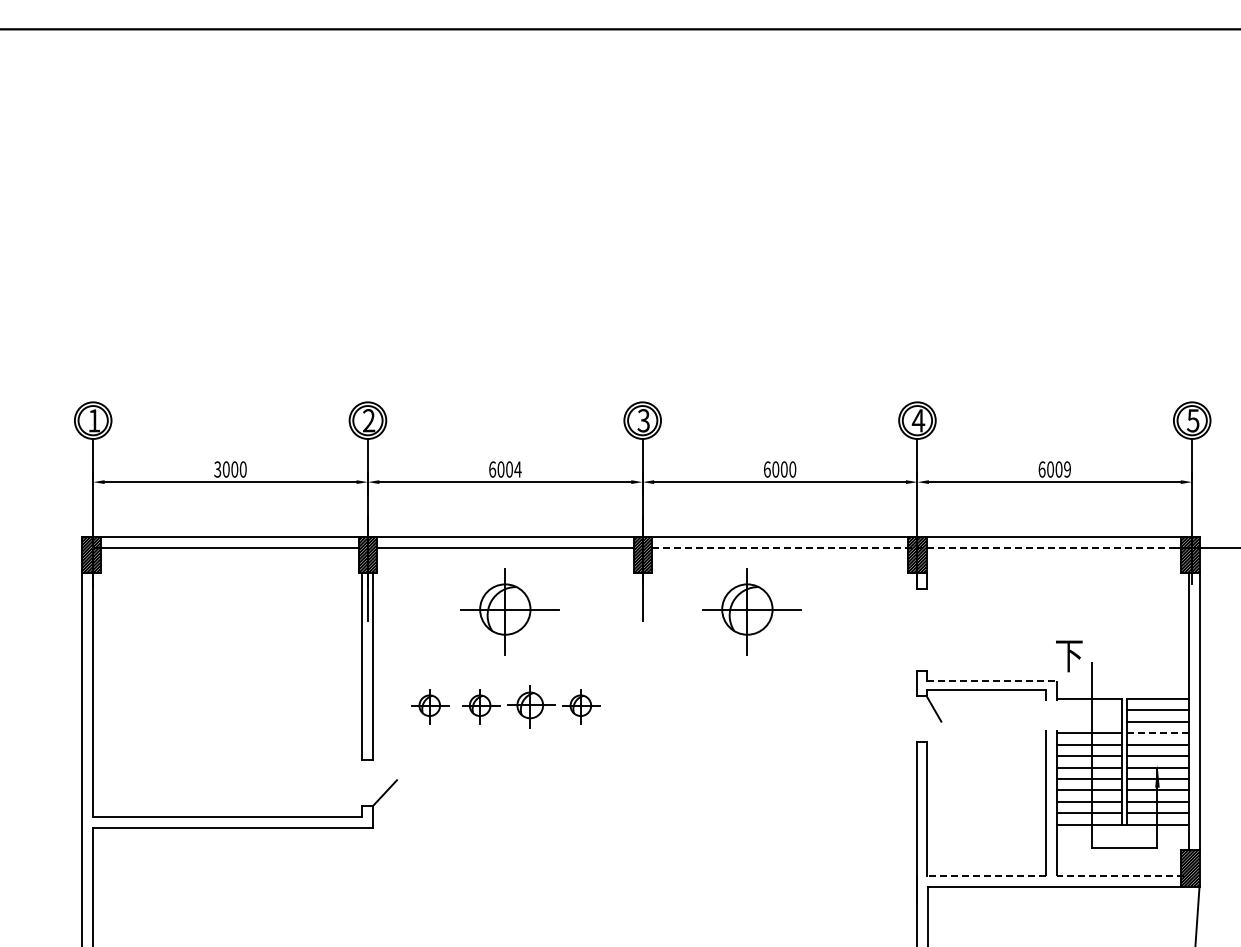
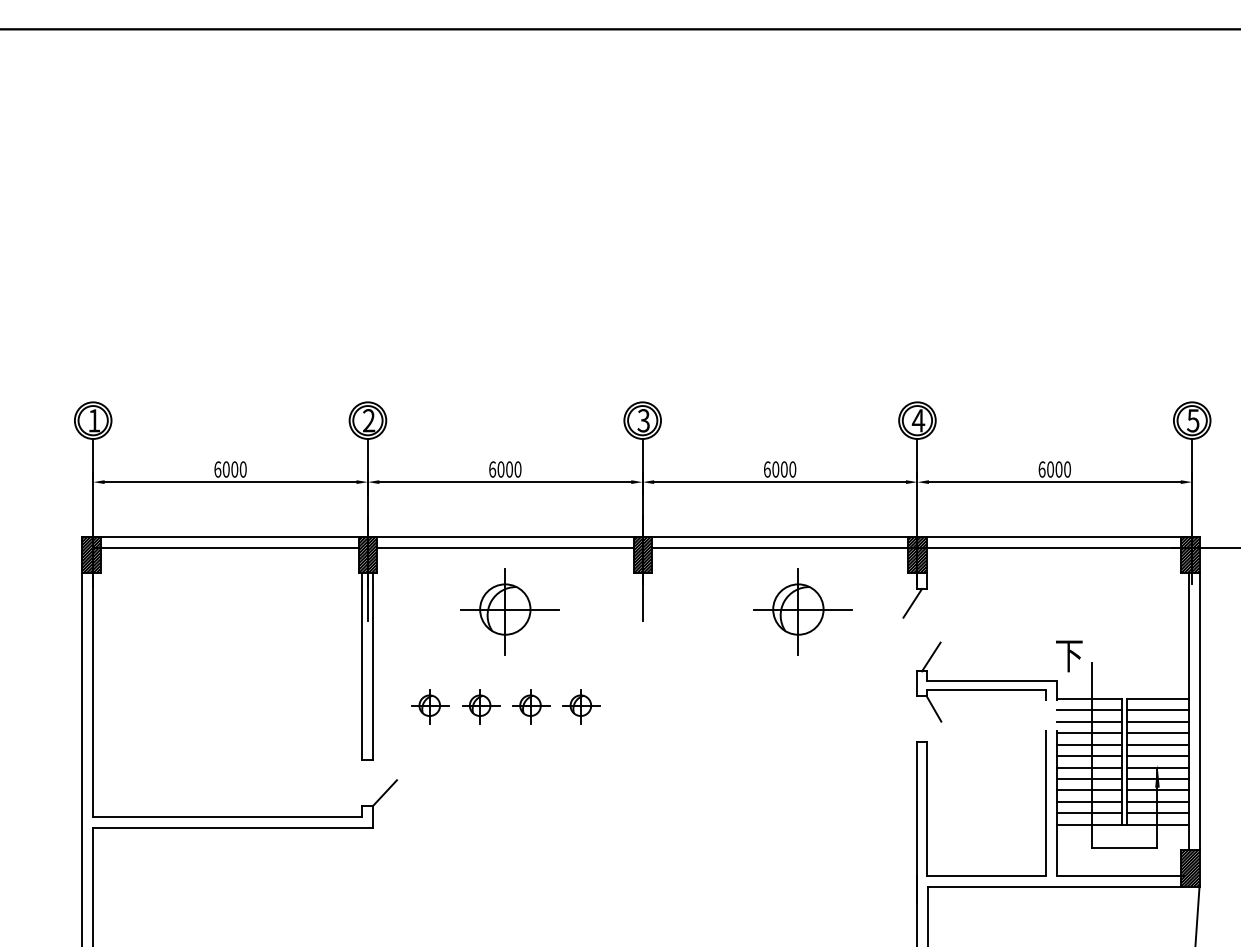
text: 3000 -> 6000 (217, 469)
text: 6004 -> 6000 (517, 469)
text: 6009 -> 6000 (1067, 469)
line: dashed -> solid (916, 547)
line: none -> present (912, 602)
part position: (751, 611) -> (802, 611) (802, 611)
line: none -> present (931, 656)
line: dashed -> solid (992, 680)
part size: 49x44 px -> 39x36 px (531, 706)
line: none -> present (1089, 710)
line: none -> present (1089, 721)
line: dashed -> solid (1157, 733)
line: dashed -> solid (986, 875)
line: dashed -> solid (1120, 875)
